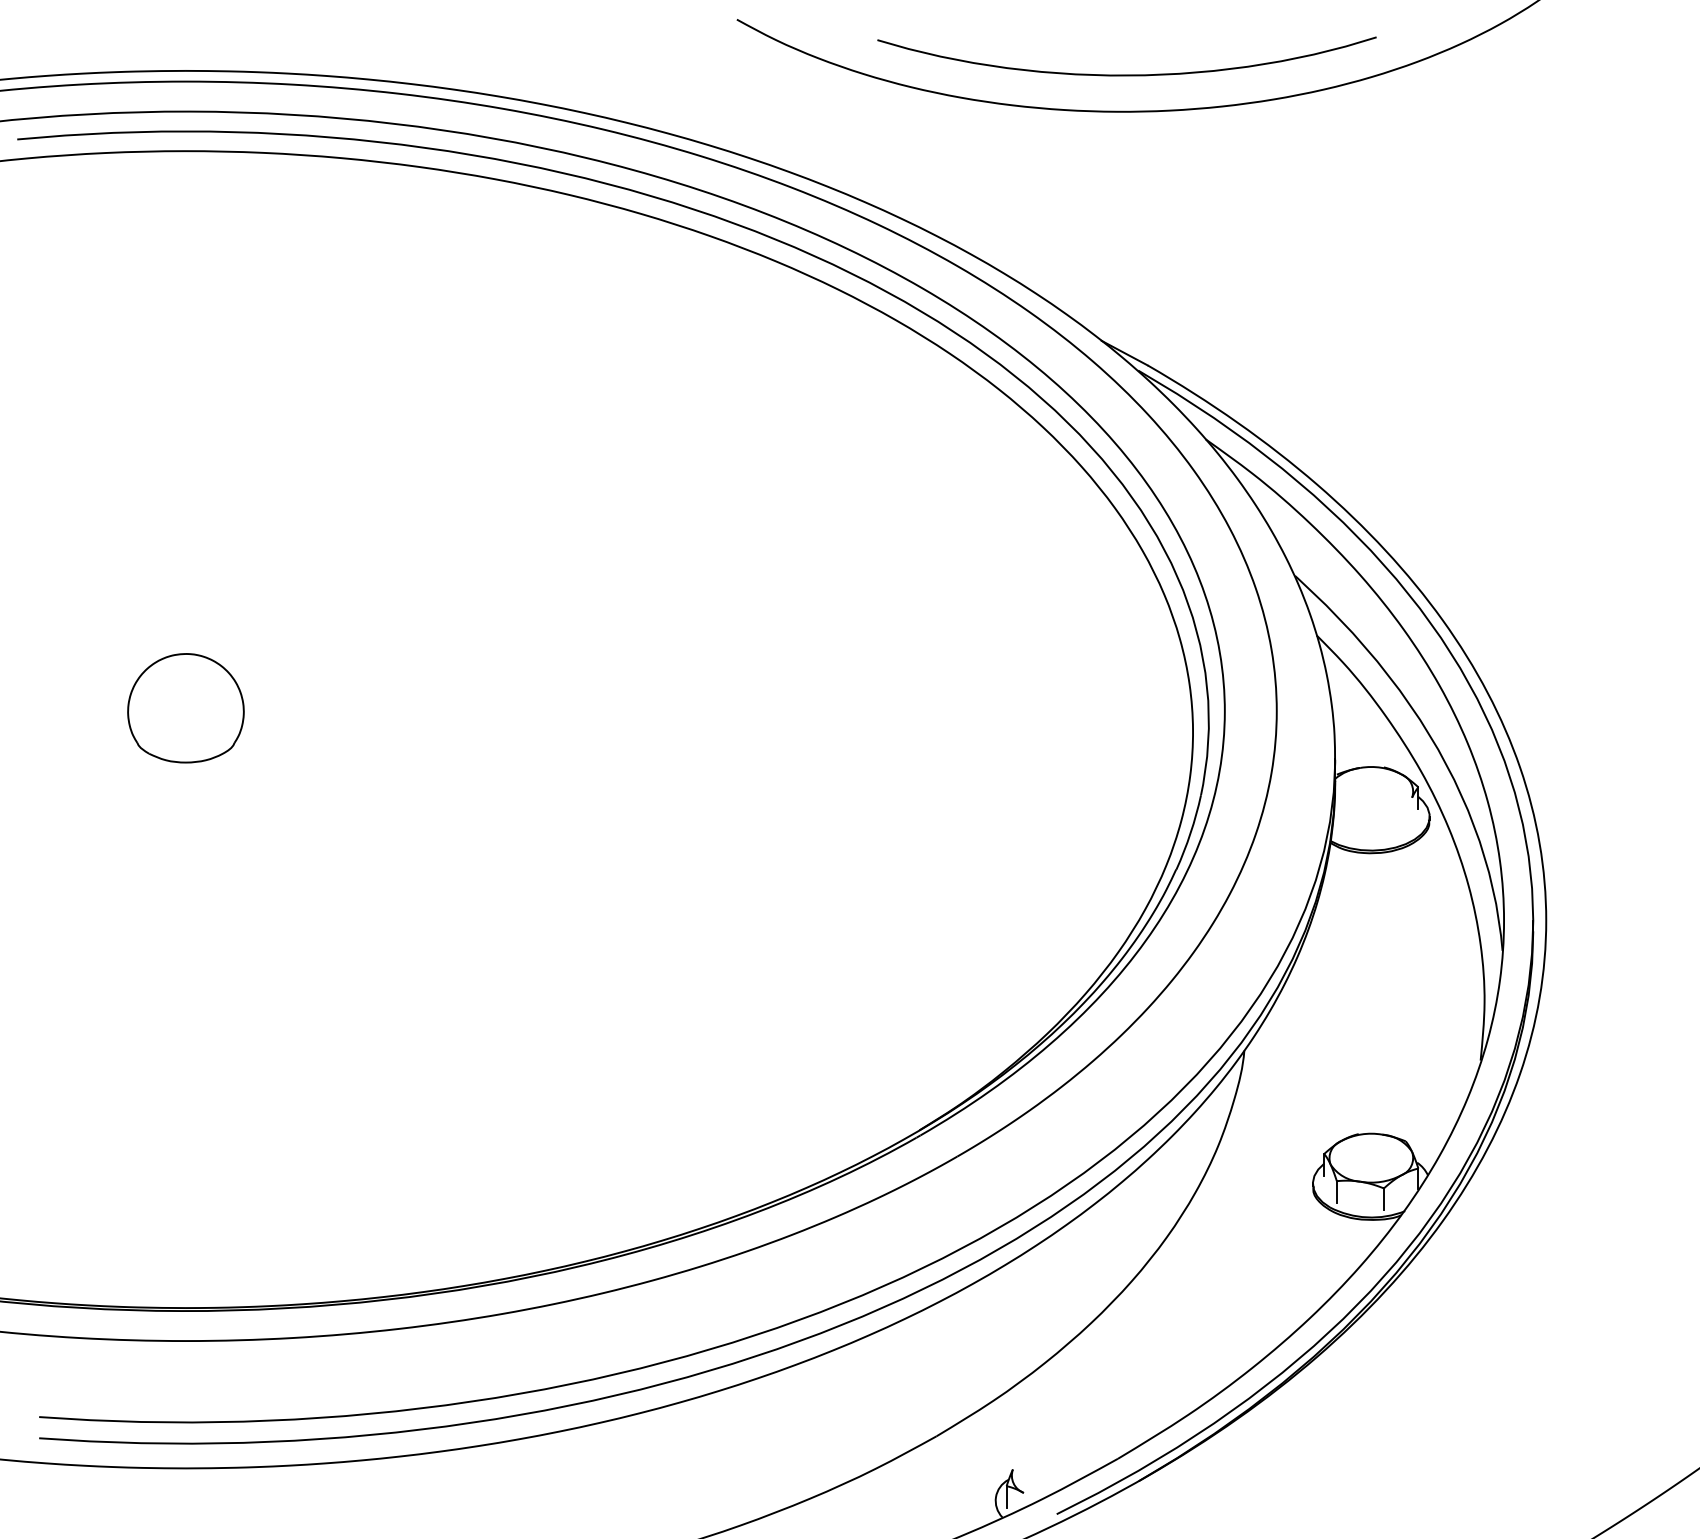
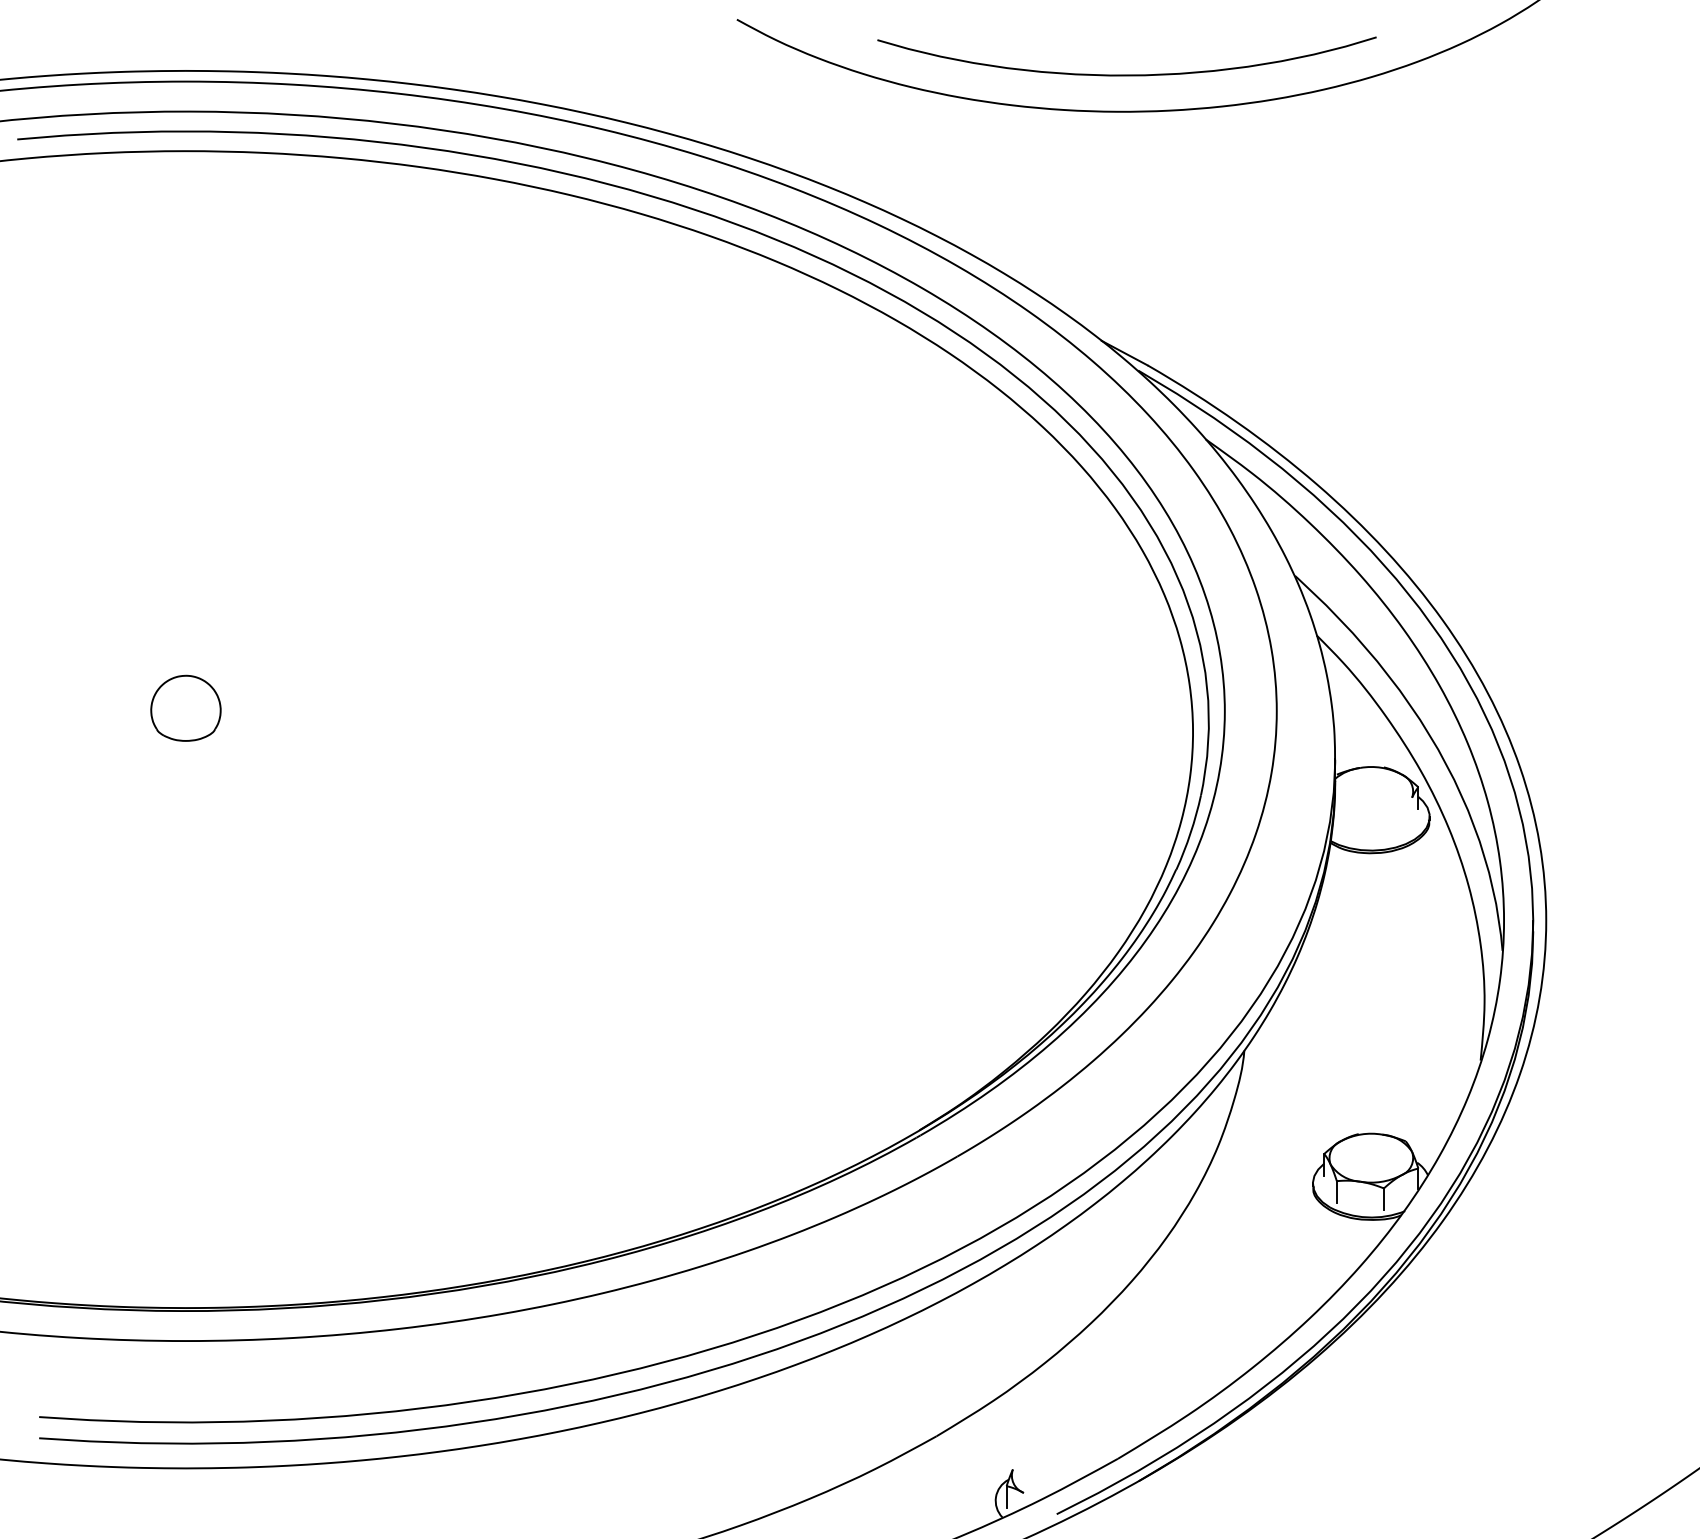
part size: 118x111 px -> 72x68 px (185, 707)
